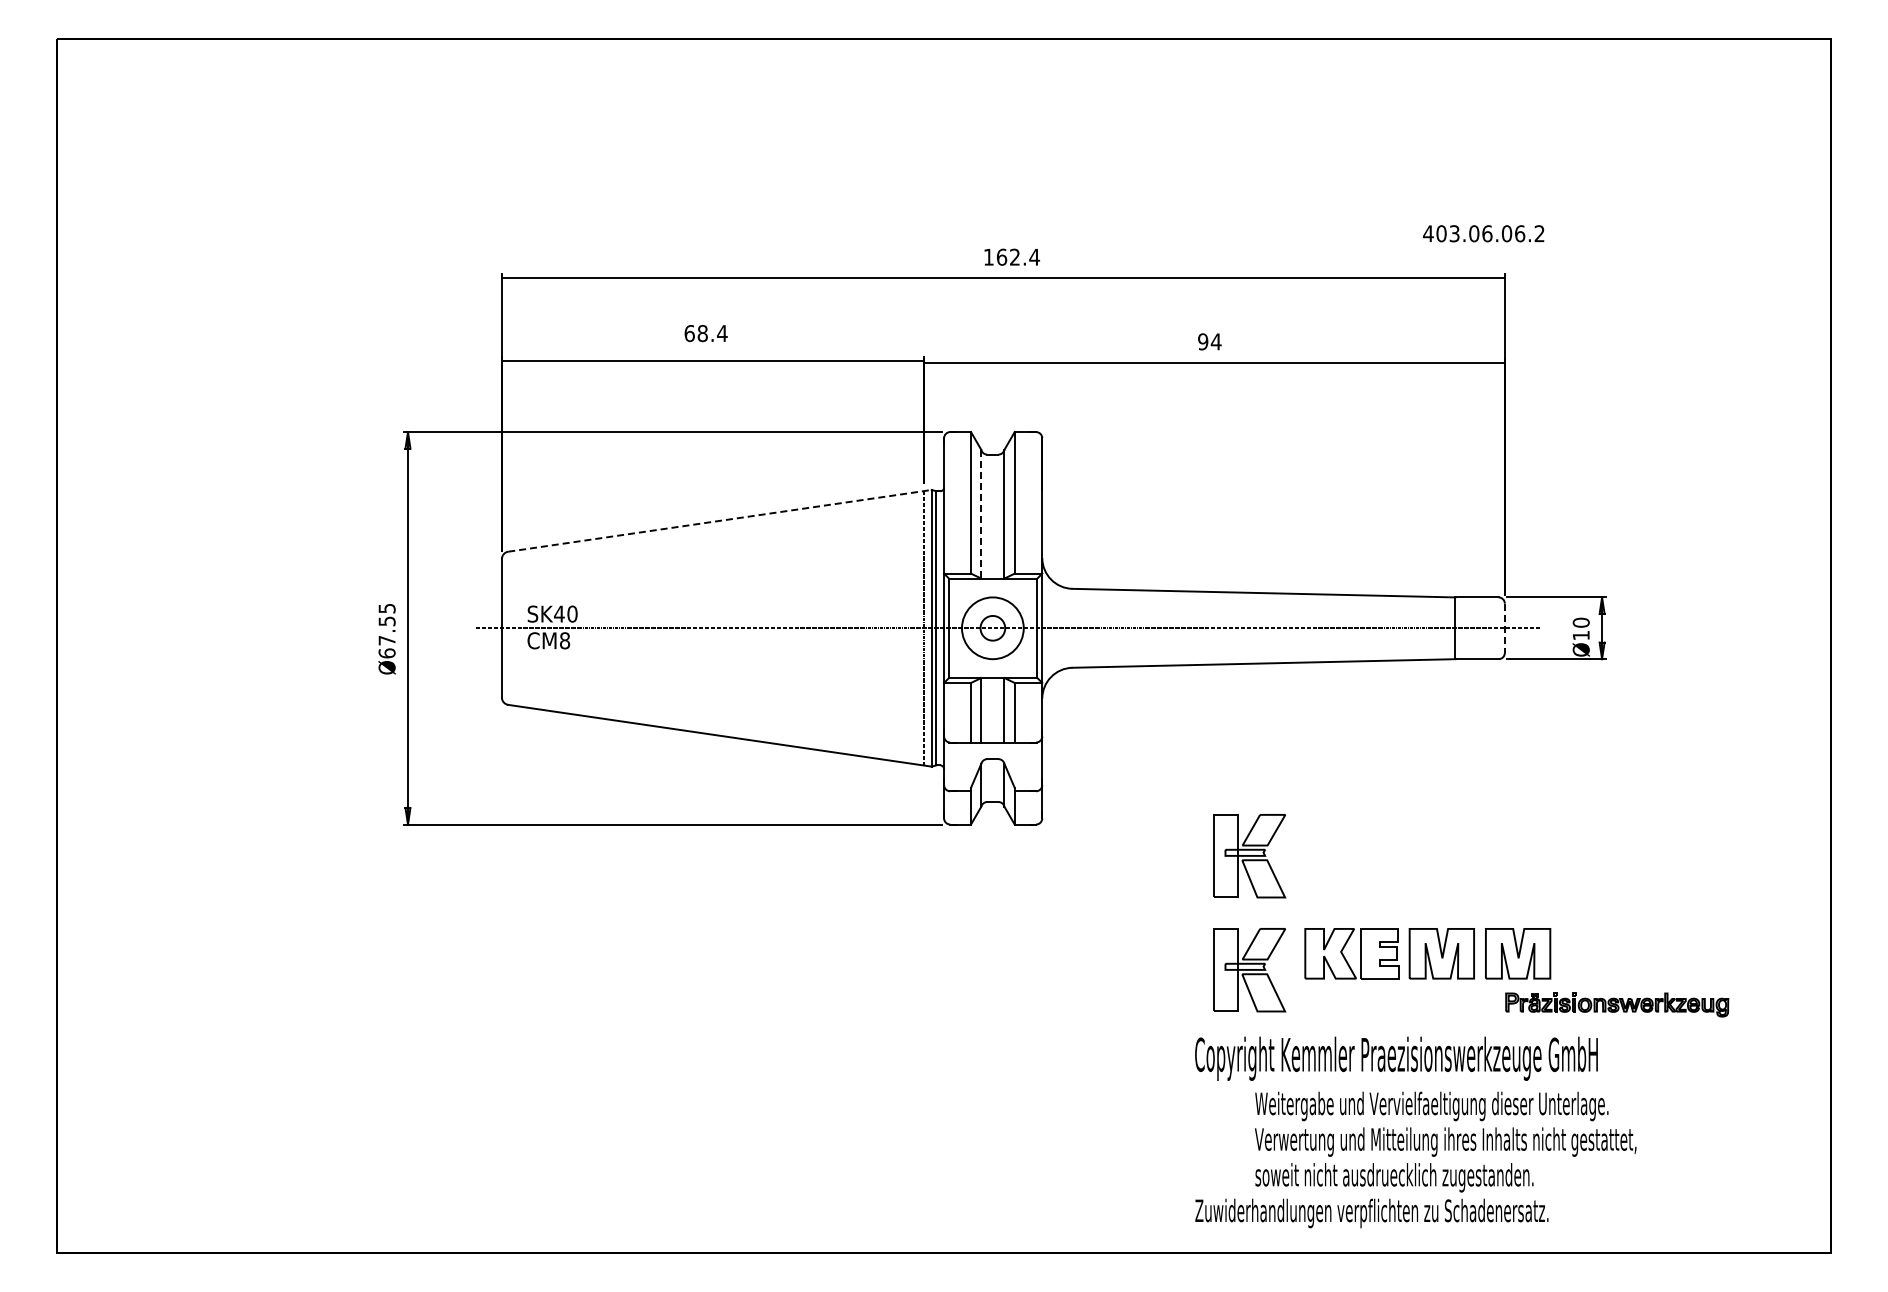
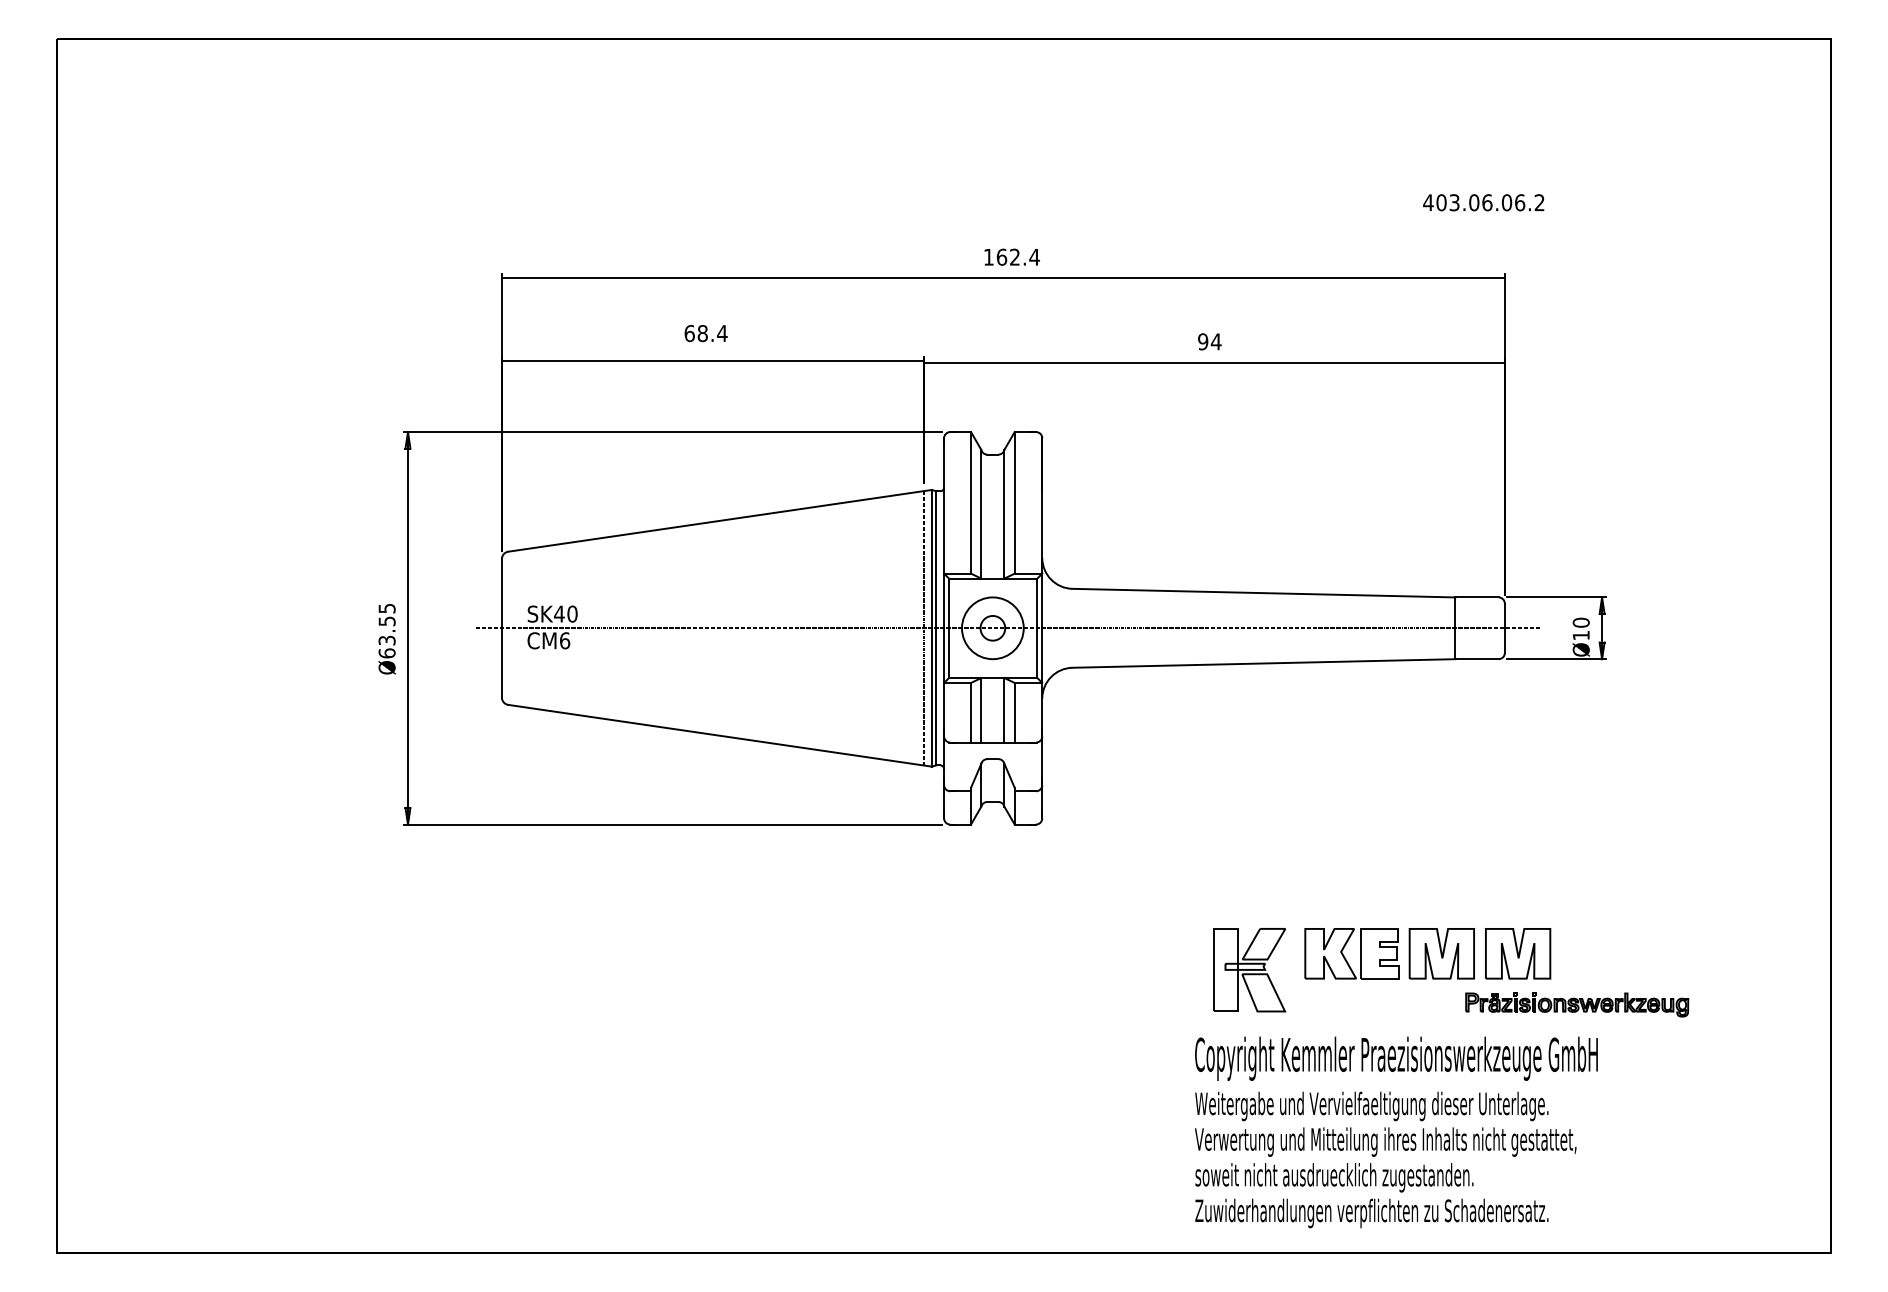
text position: (1483, 233) -> (1483, 202) (1483, 202)
line: dashed -> solid (981, 514)
line: dashed -> solid (719, 520)
line: dashed -> solid (1504, 628)
text: Ø67.55 -> Ø63.55 (386, 640)
text: CM8 -> CM6 (565, 640)
part: present -> none (1249, 856)
part position: (1617, 1004) -> (1577, 1004) (1577, 1004)
text position: (1445, 1141) -> (1385, 1141) (1385, 1141)
